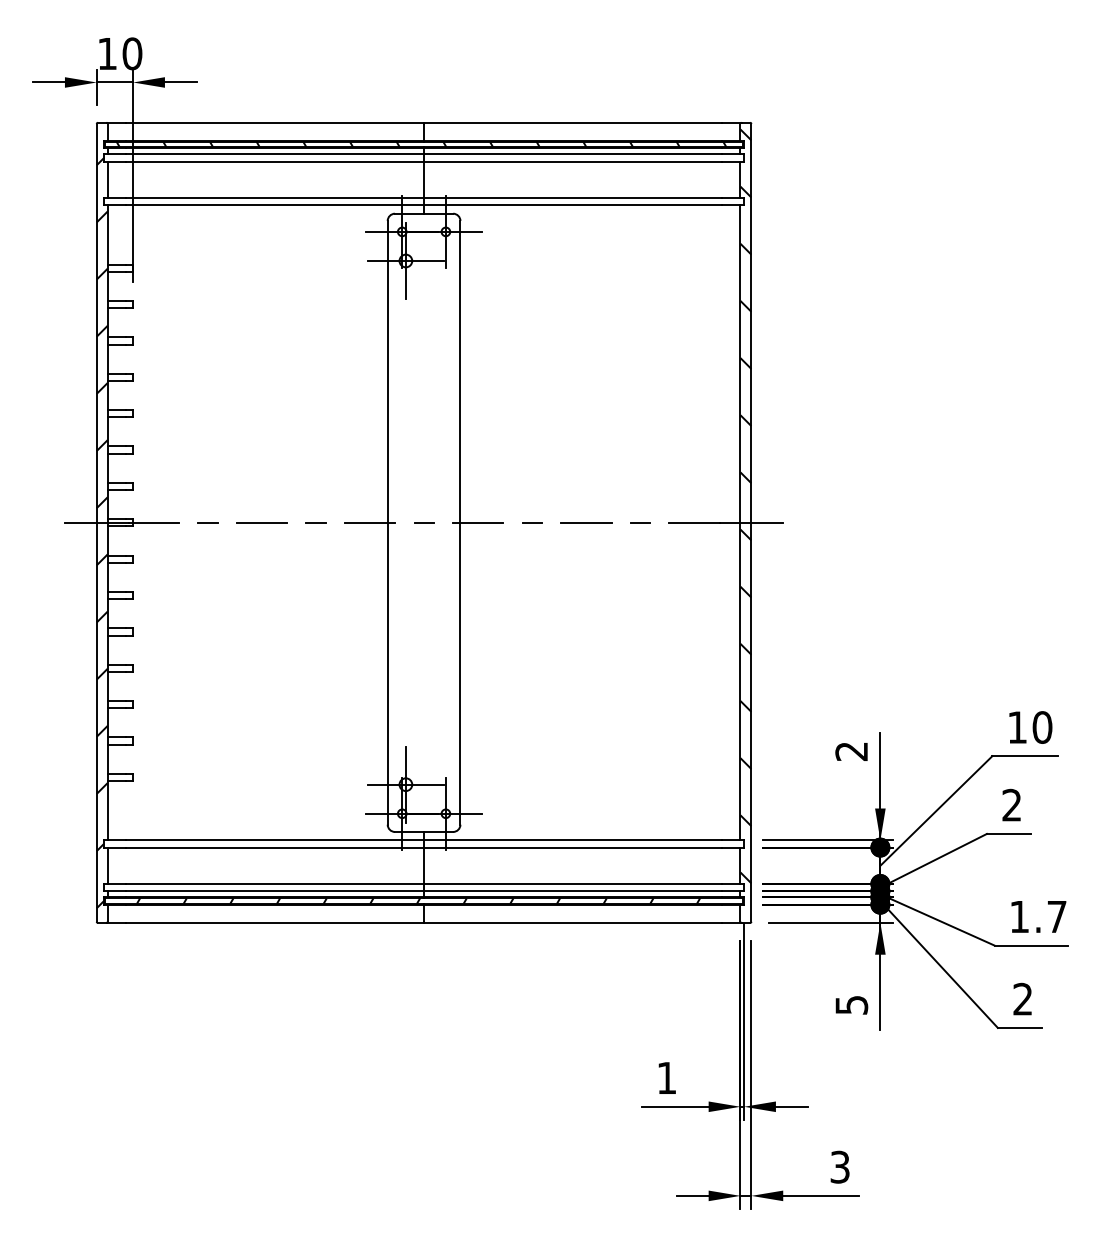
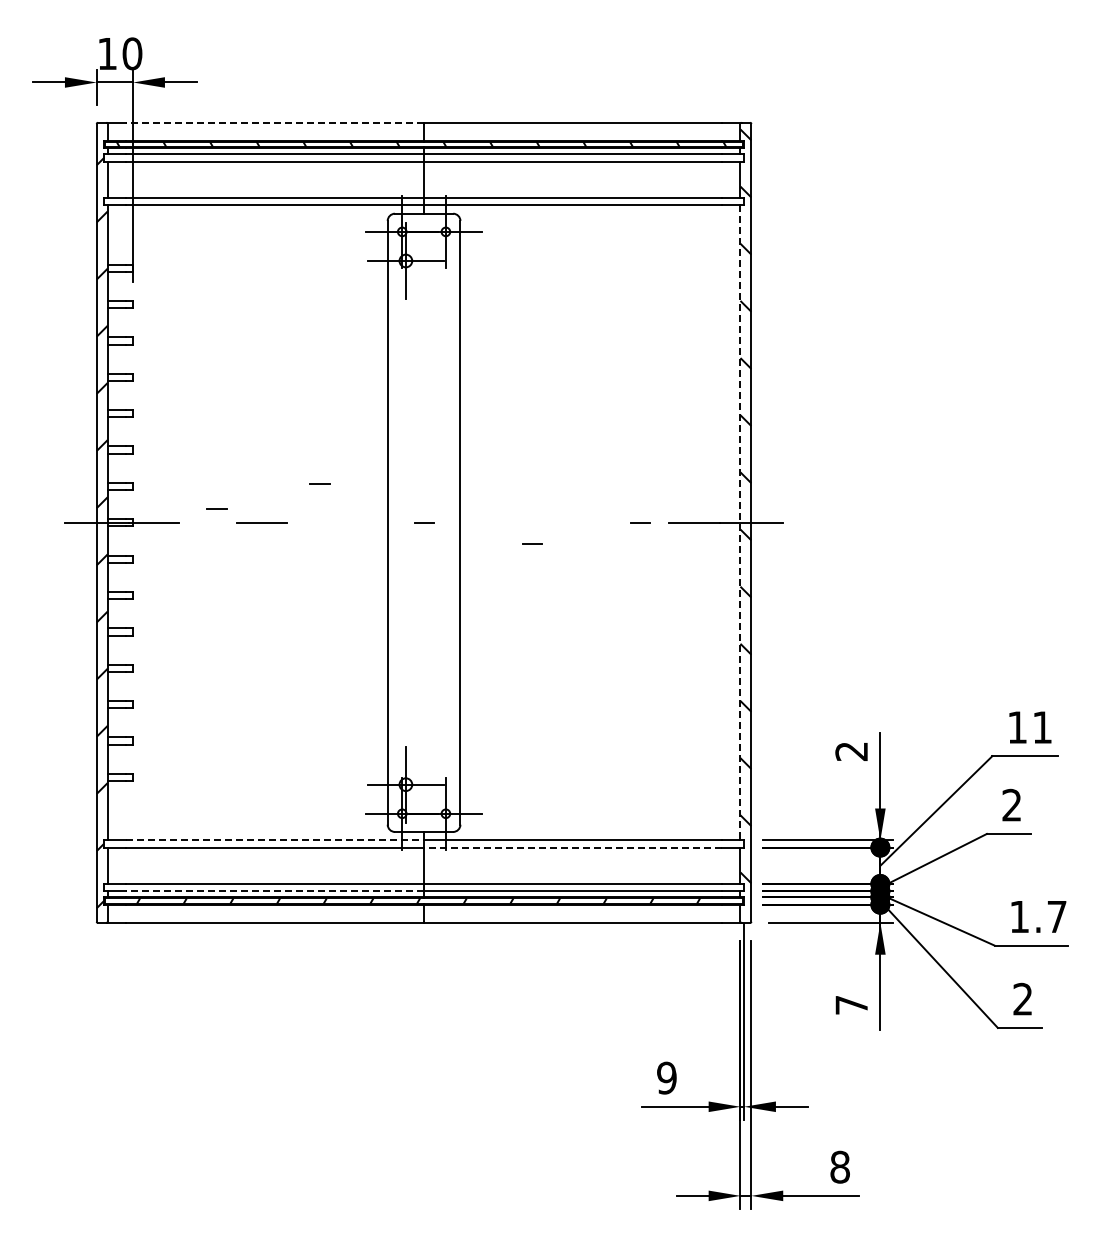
line: solid -> dashed (274, 122)
line position: (207, 522) -> (216, 508) (216, 508)
line position: (315, 522) -> (319, 483) (319, 483)
line: present -> none (369, 522)
line: present -> none (477, 522)
line position: (532, 522) -> (532, 543) (532, 543)
line: present -> none (585, 522)
line: solid -> dashed (740, 523)
text: 10 -> 11 (1042, 727)
line: solid -> dashed (275, 840)
line: solid -> dashed (572, 847)
line: solid -> dashed (274, 891)
text: 5 -> 7 (851, 1005)
text: 1 -> 9 (666, 1077)
text: 3 -> 8 (839, 1166)
